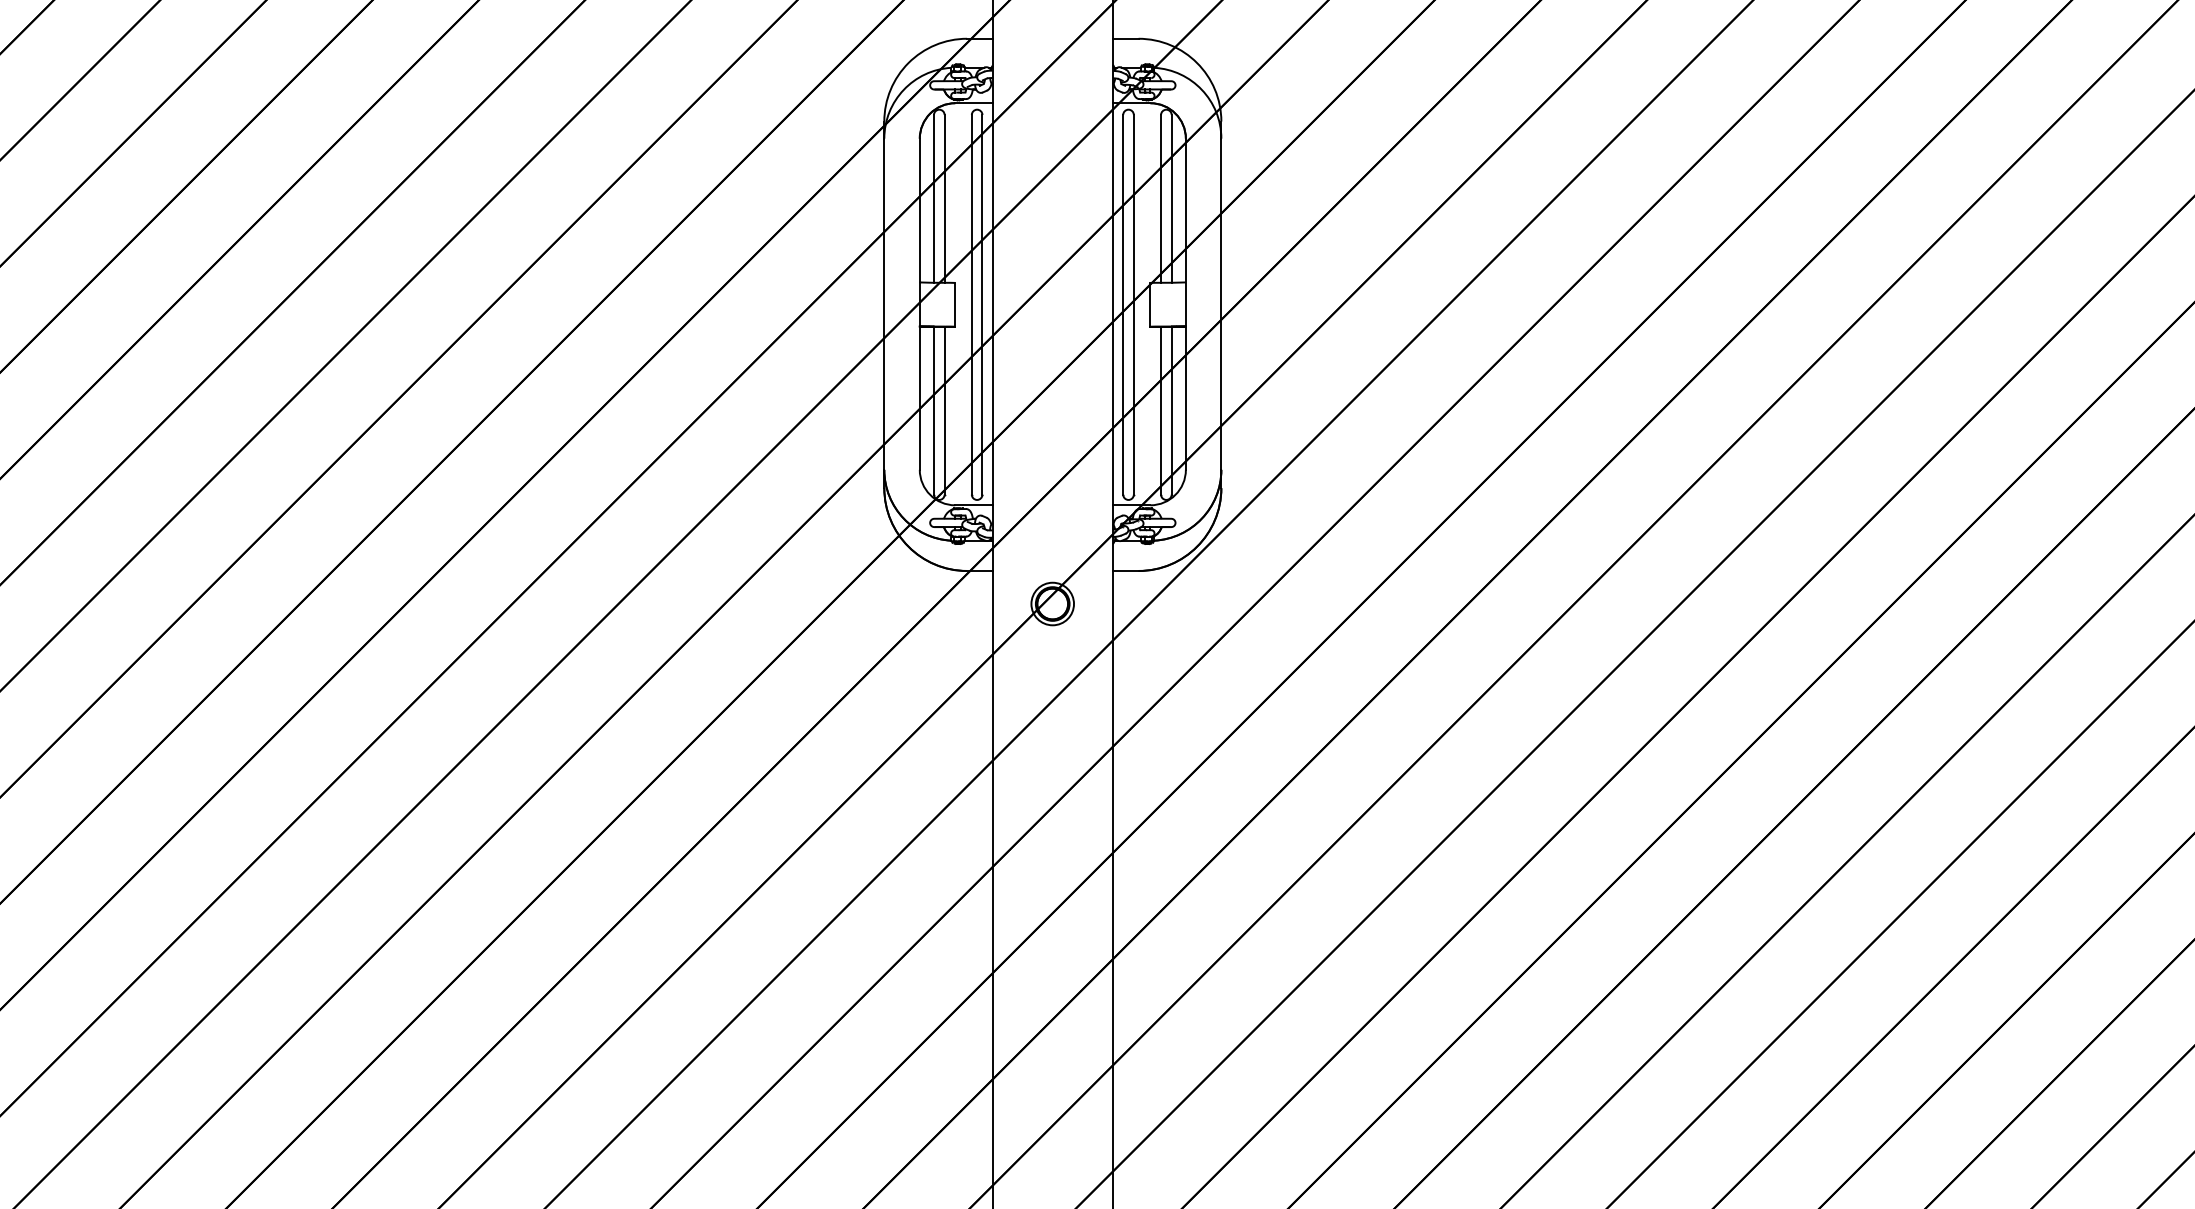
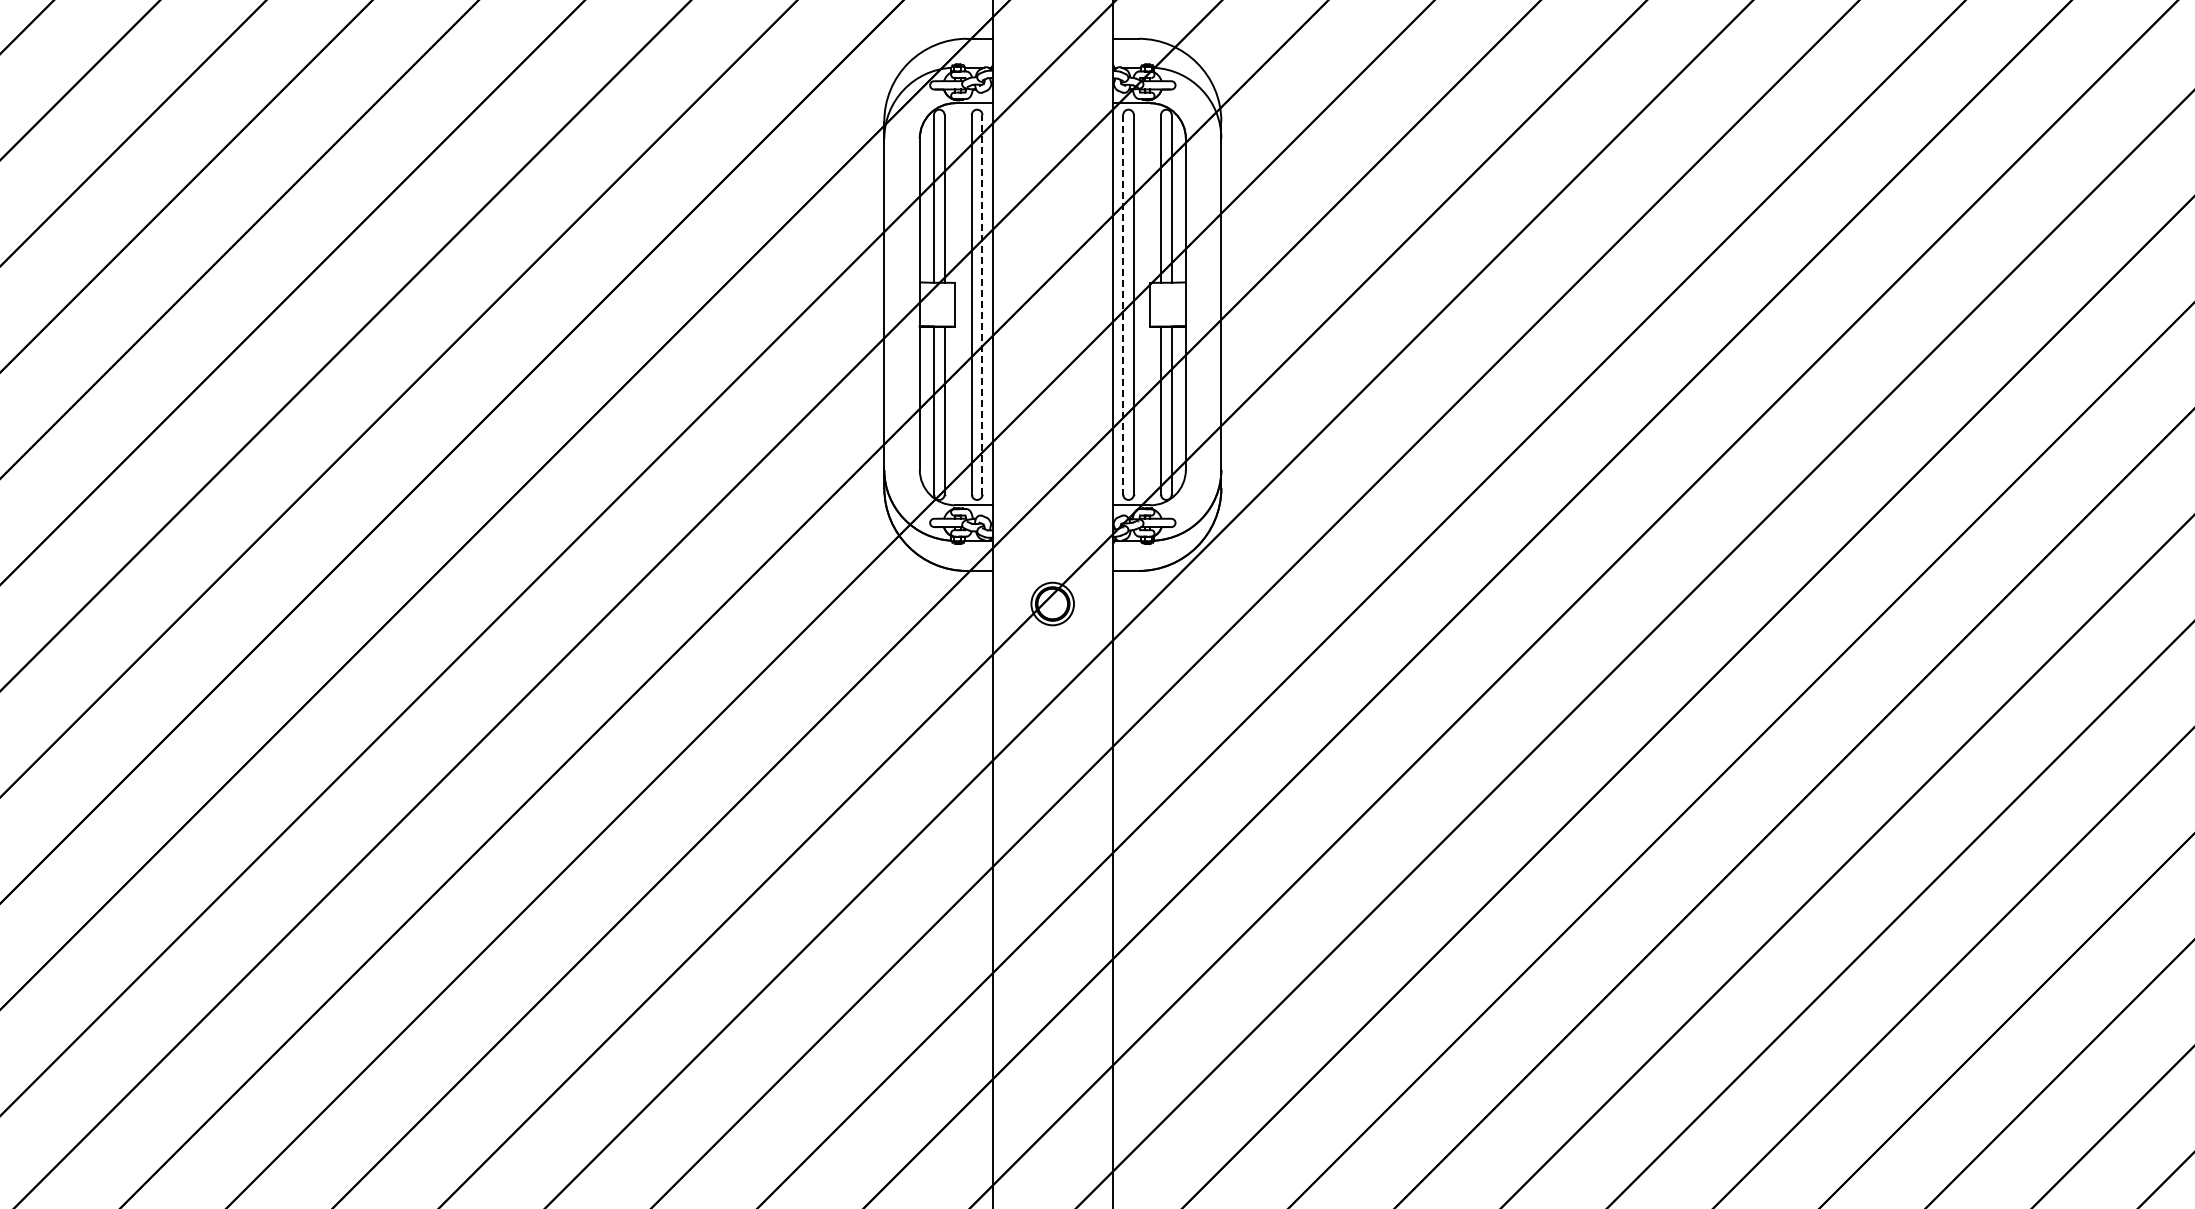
line: solid -> dashed (982, 304)
line: solid -> dashed (1123, 304)
